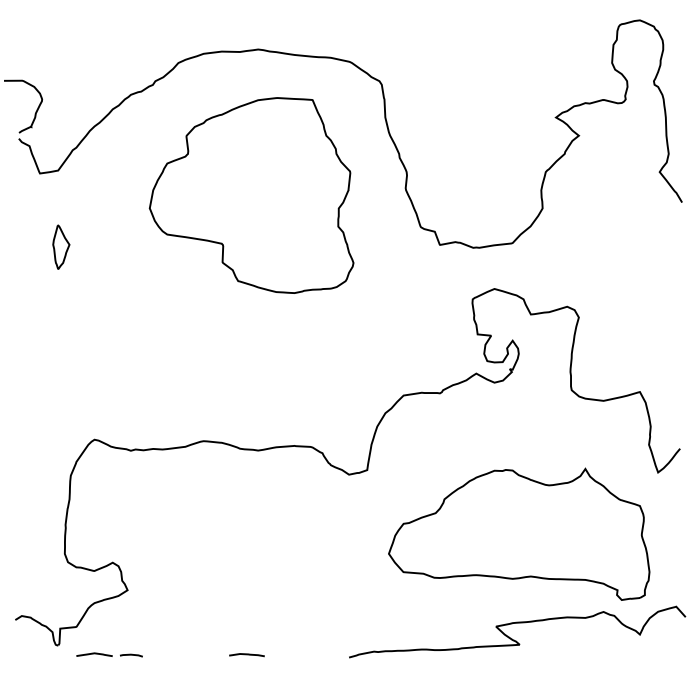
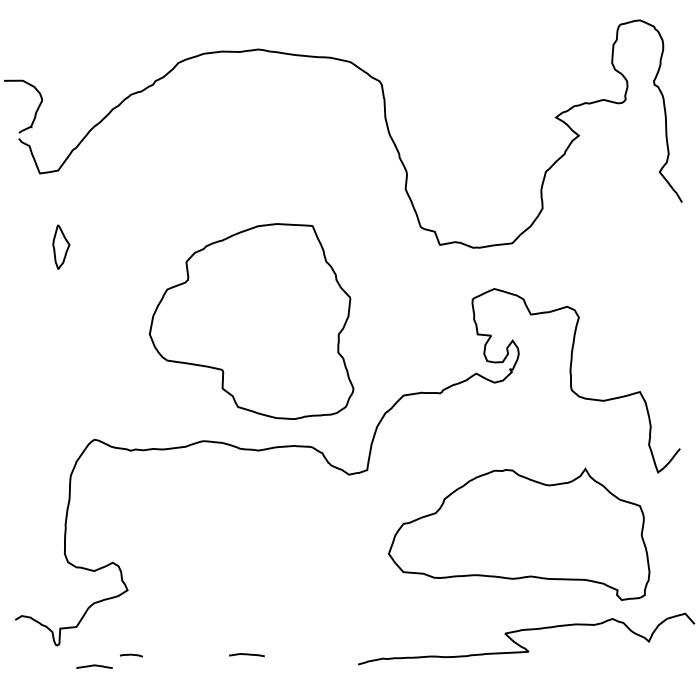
part position: (251, 195) -> (251, 321) (251, 321)
curve position: (517, 623) -> (526, 630) (526, 630)
curve position: (94, 654) -> (94, 666) (94, 666)
